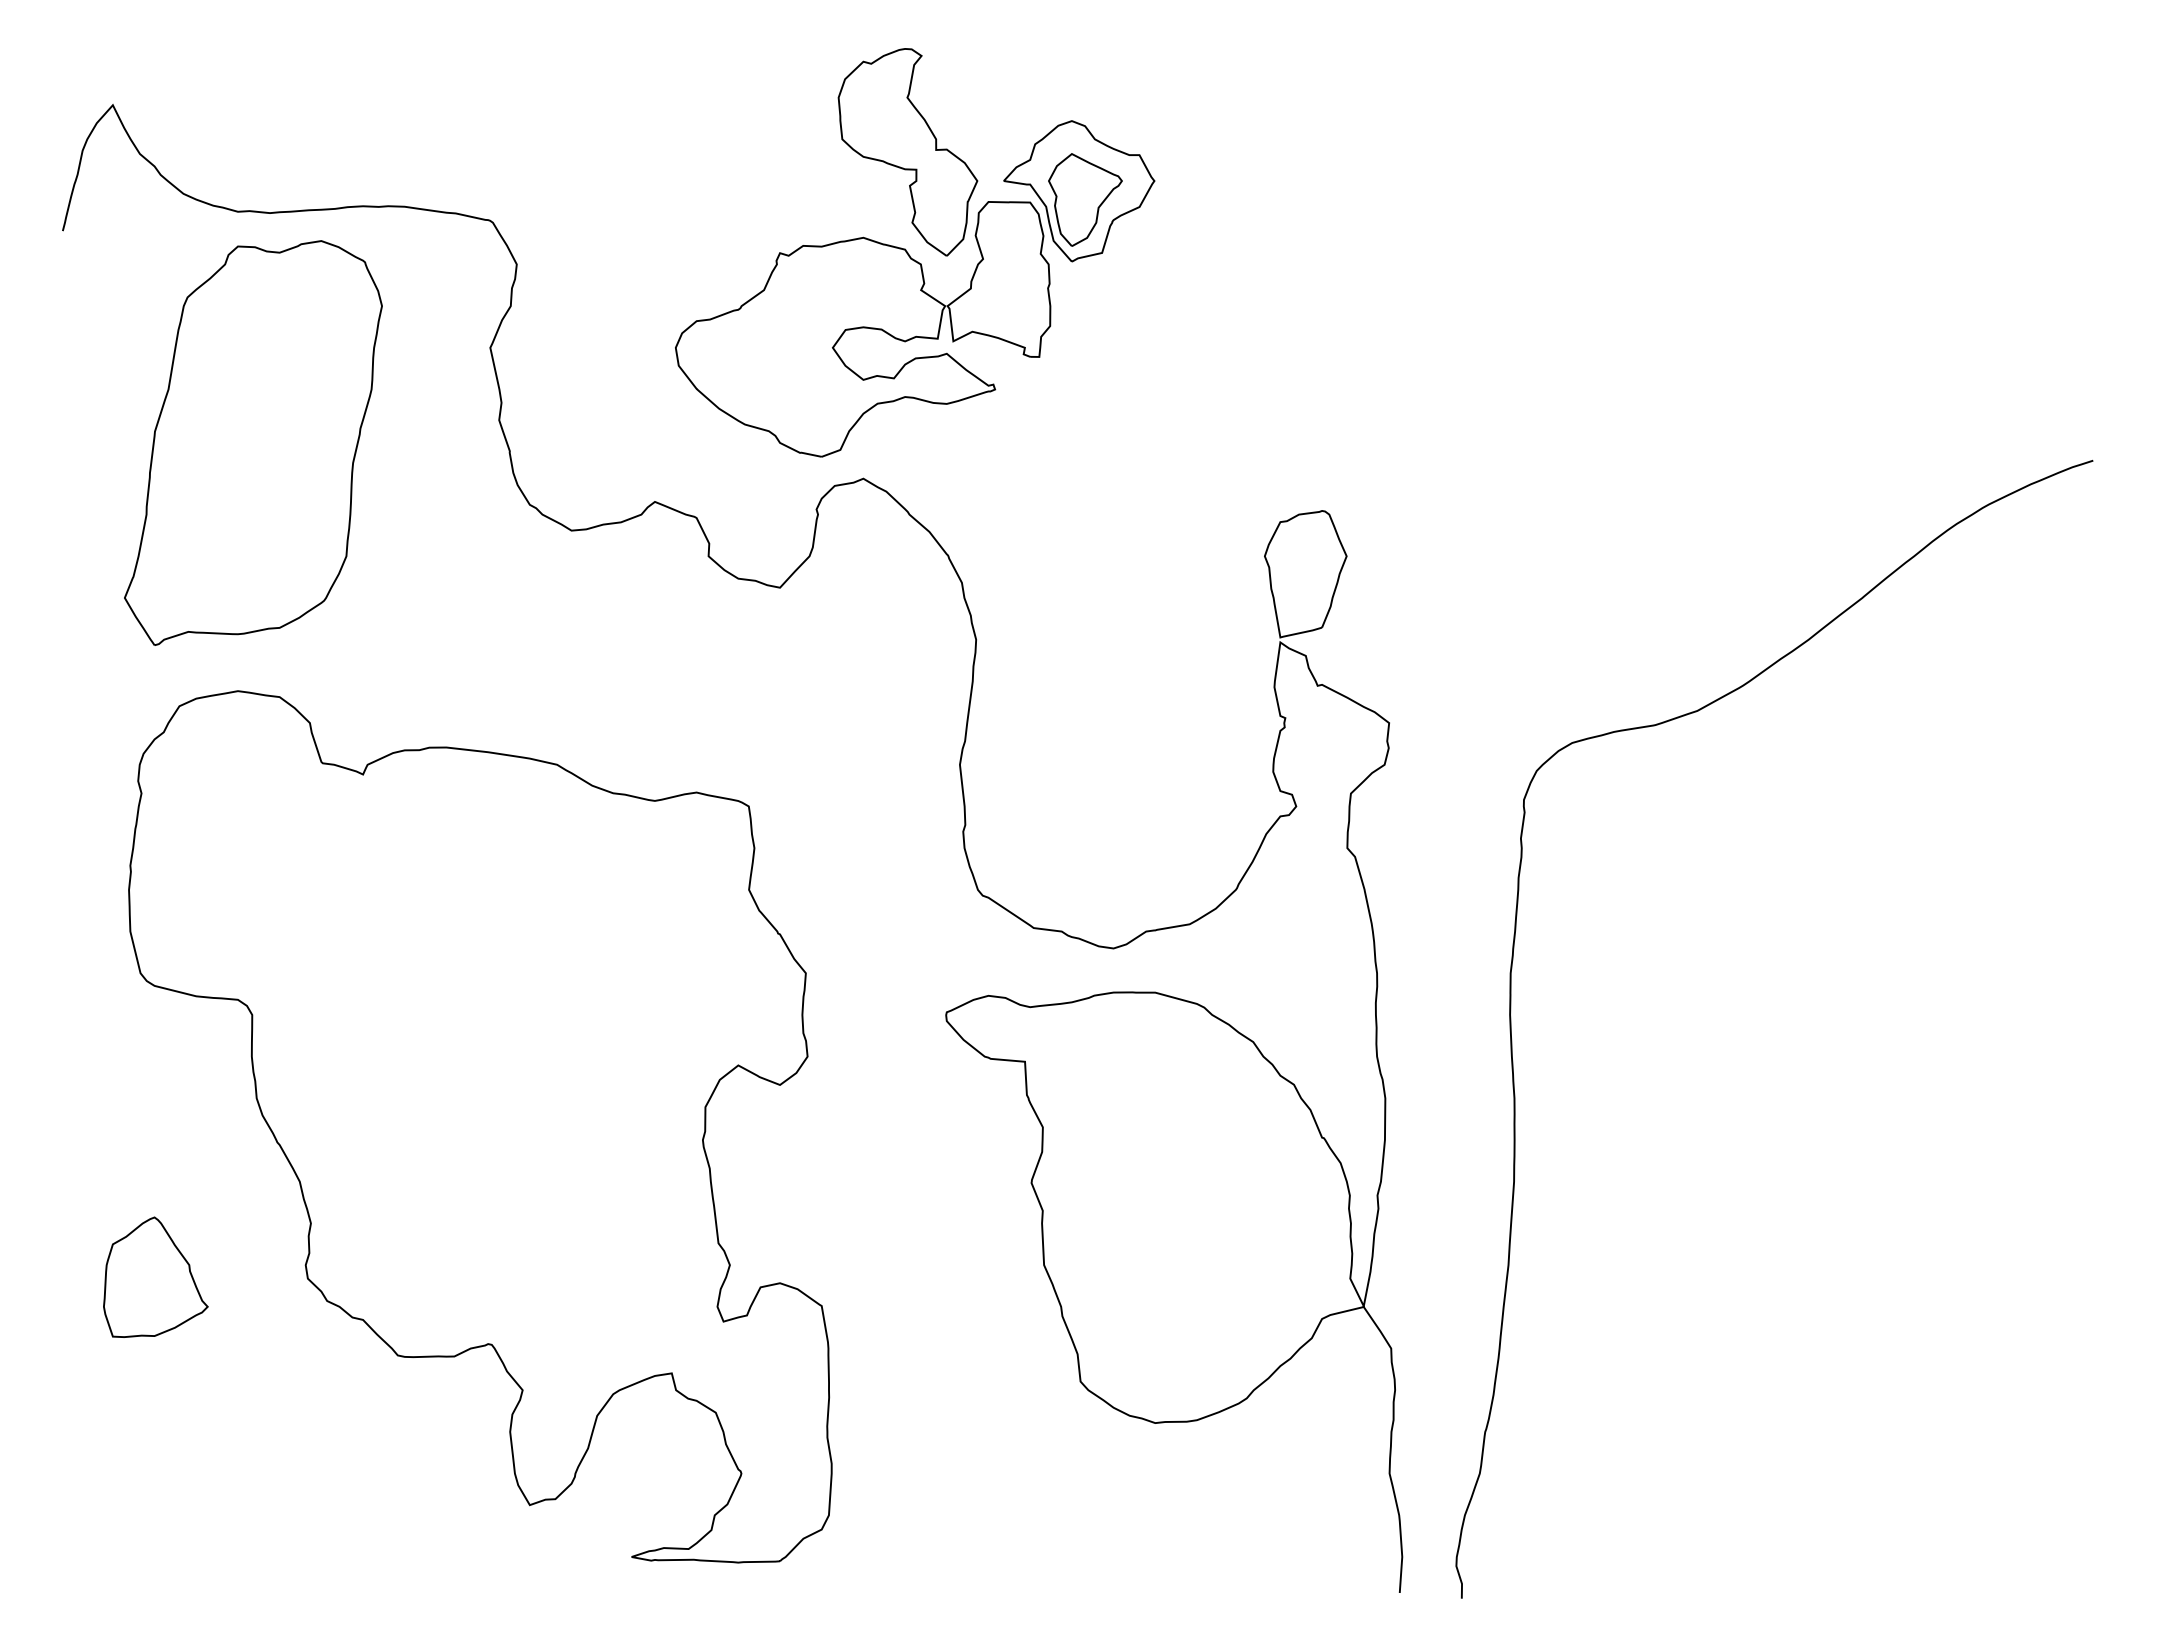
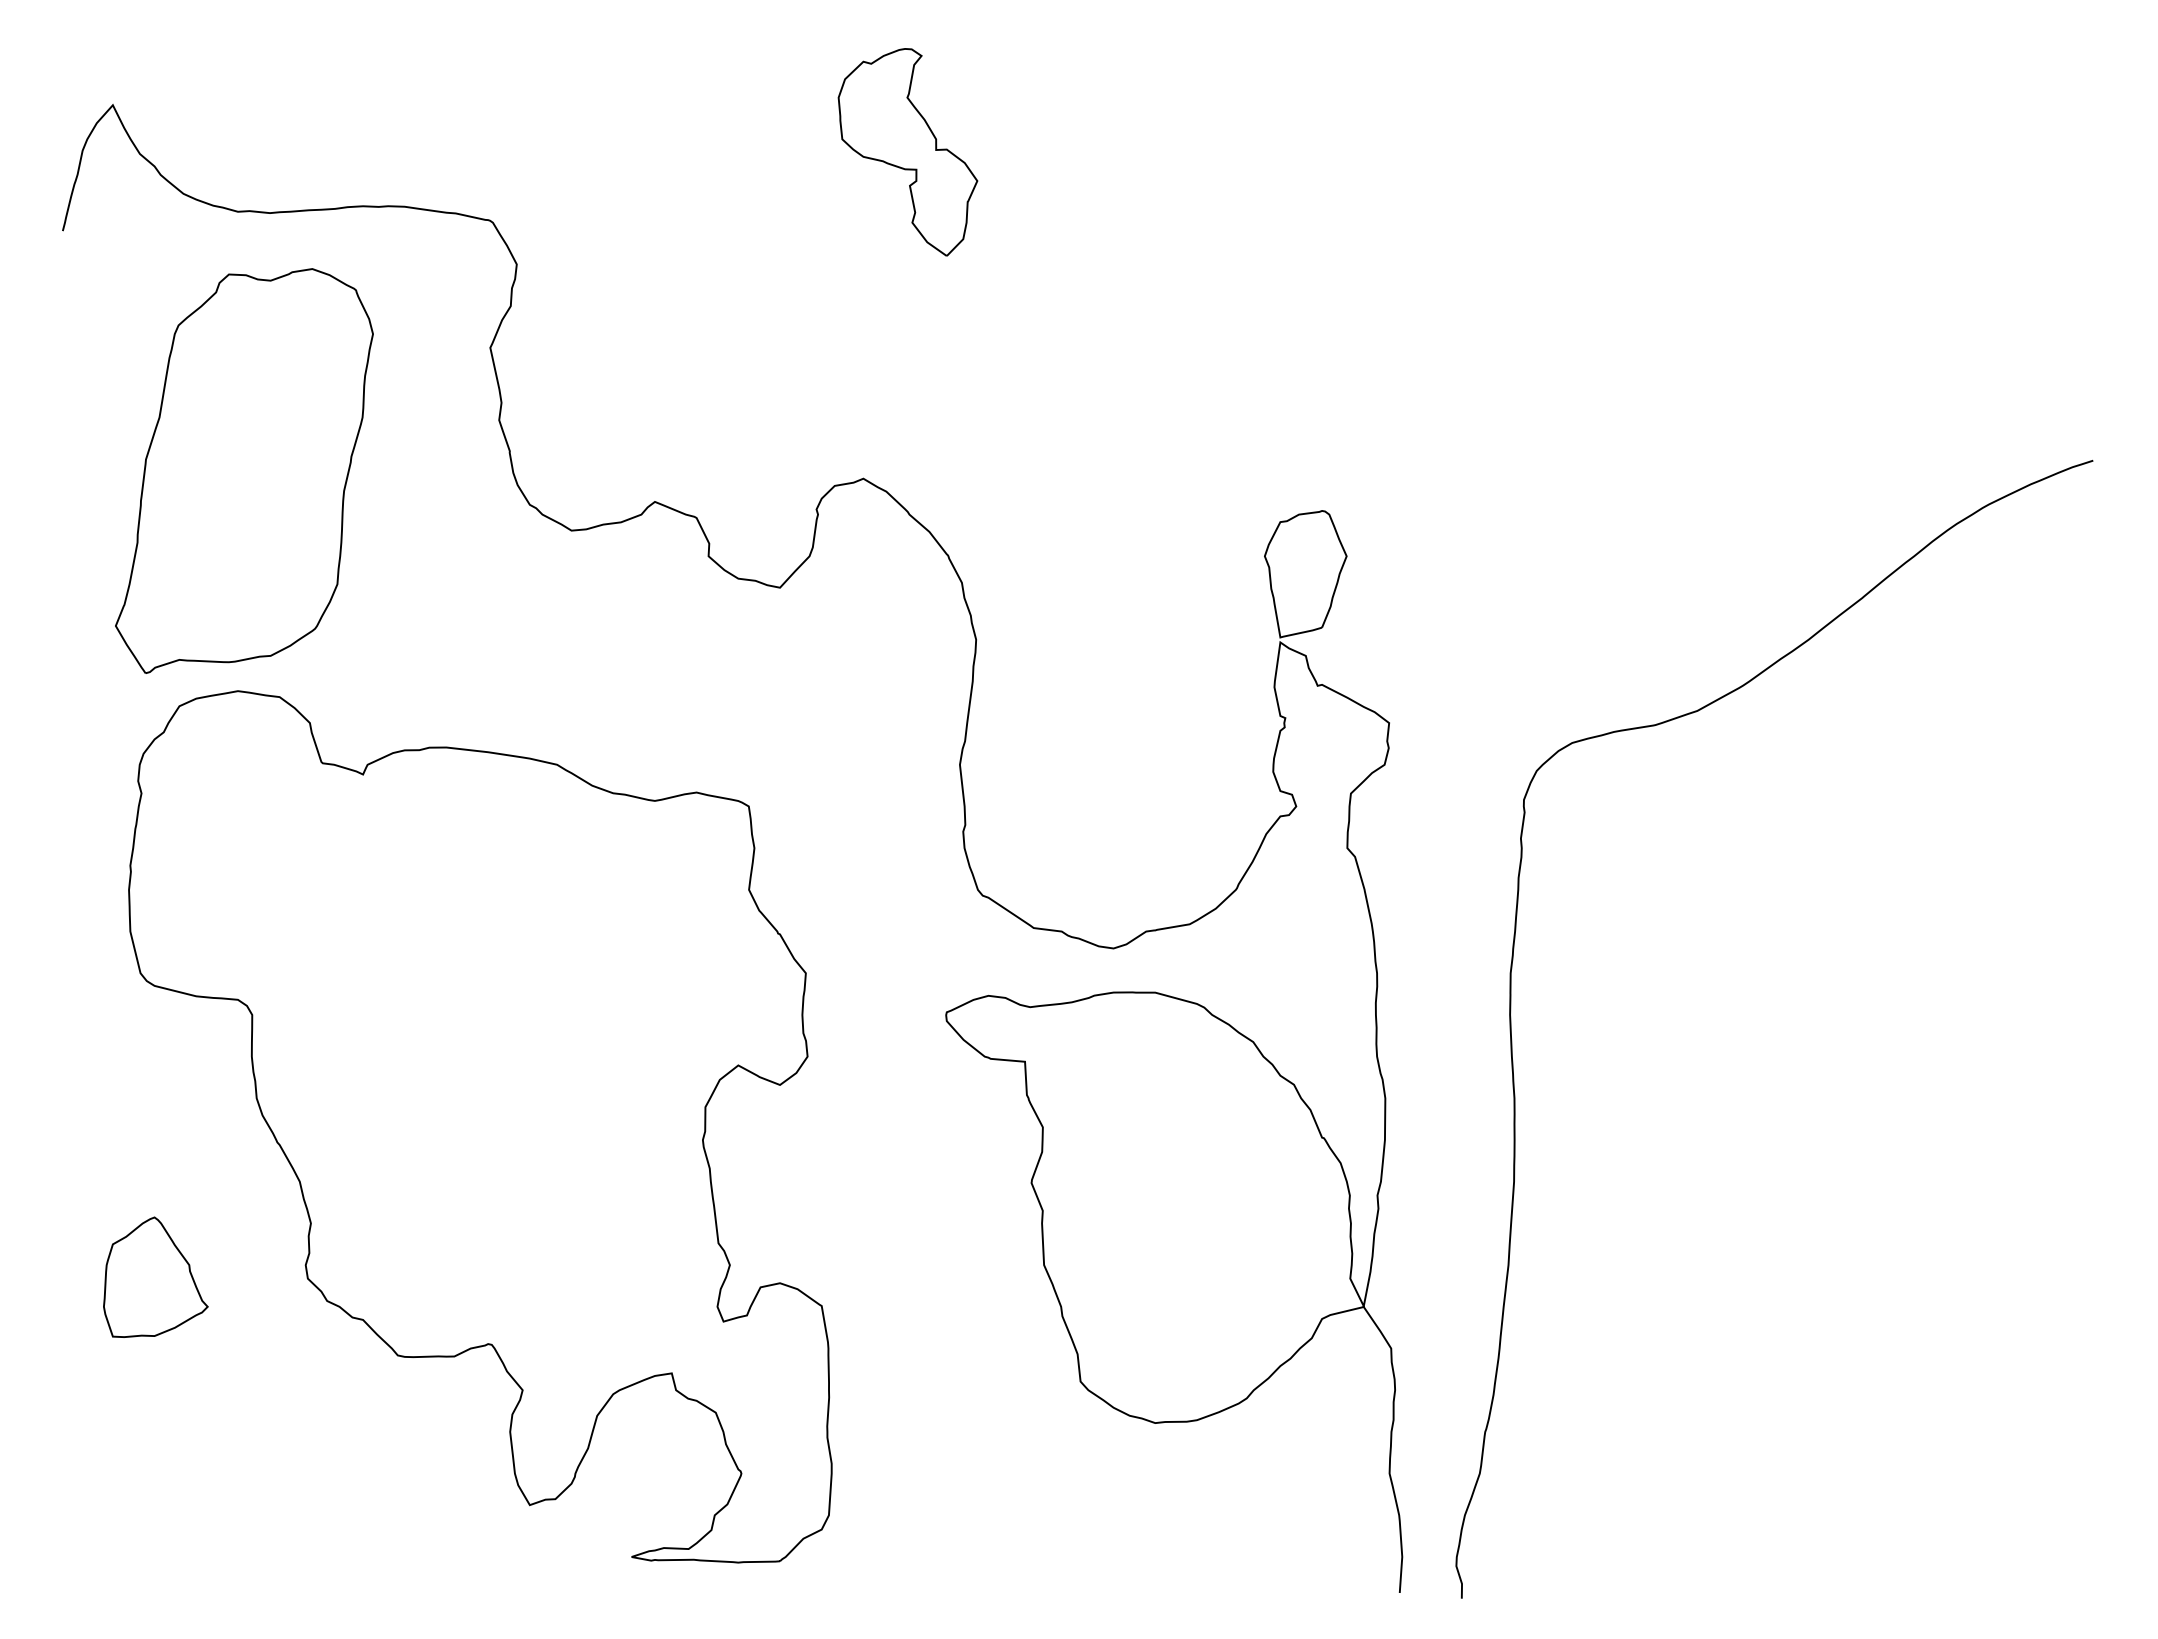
part: present -> none (915, 288)
part position: (253, 442) -> (244, 470) (244, 470)
